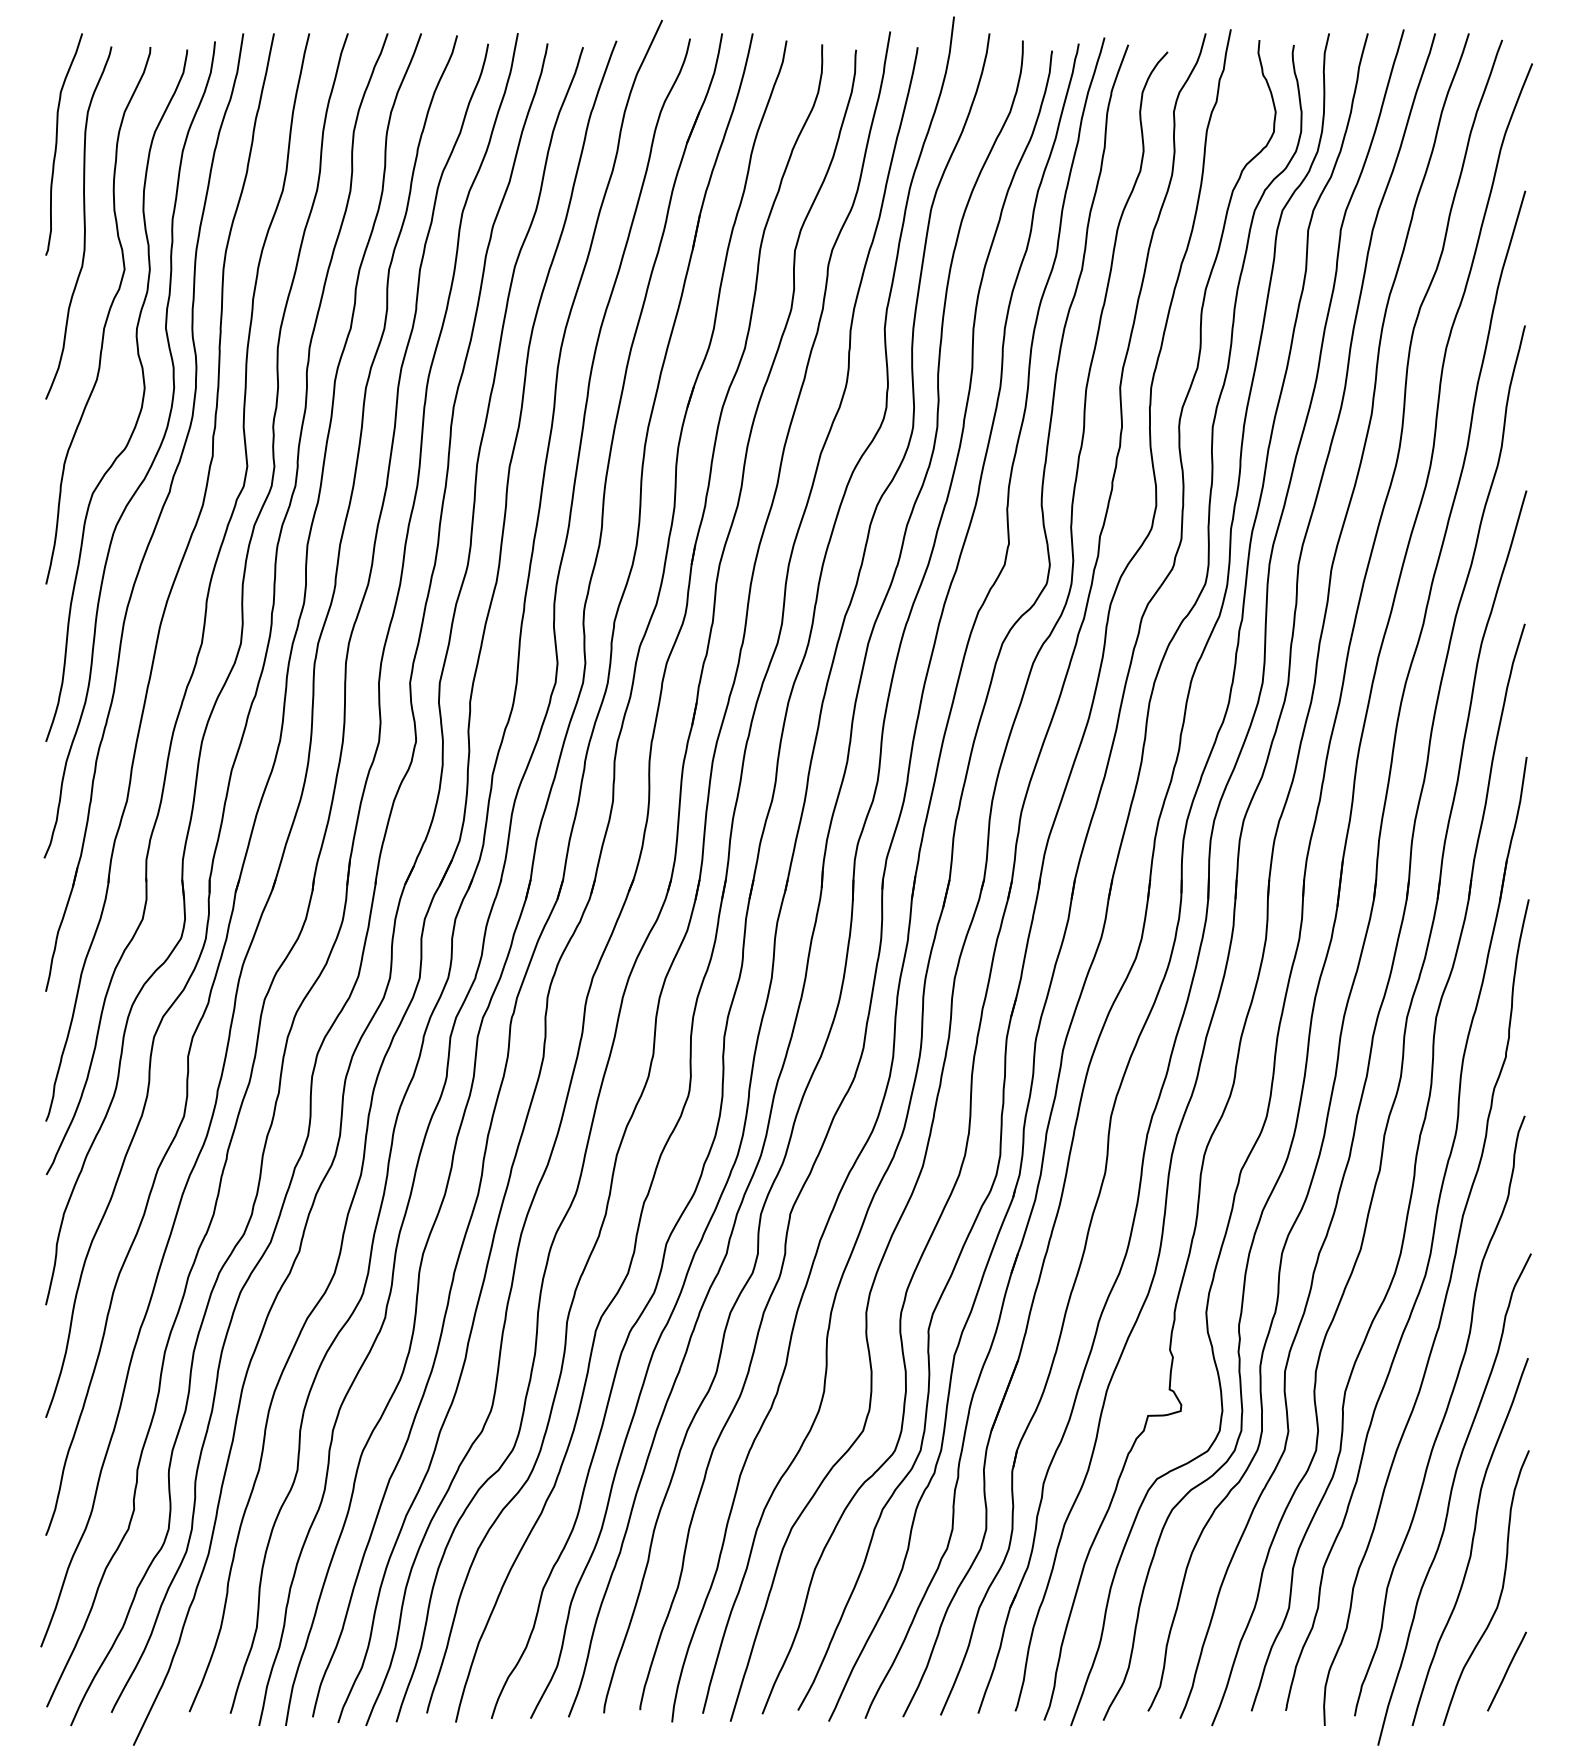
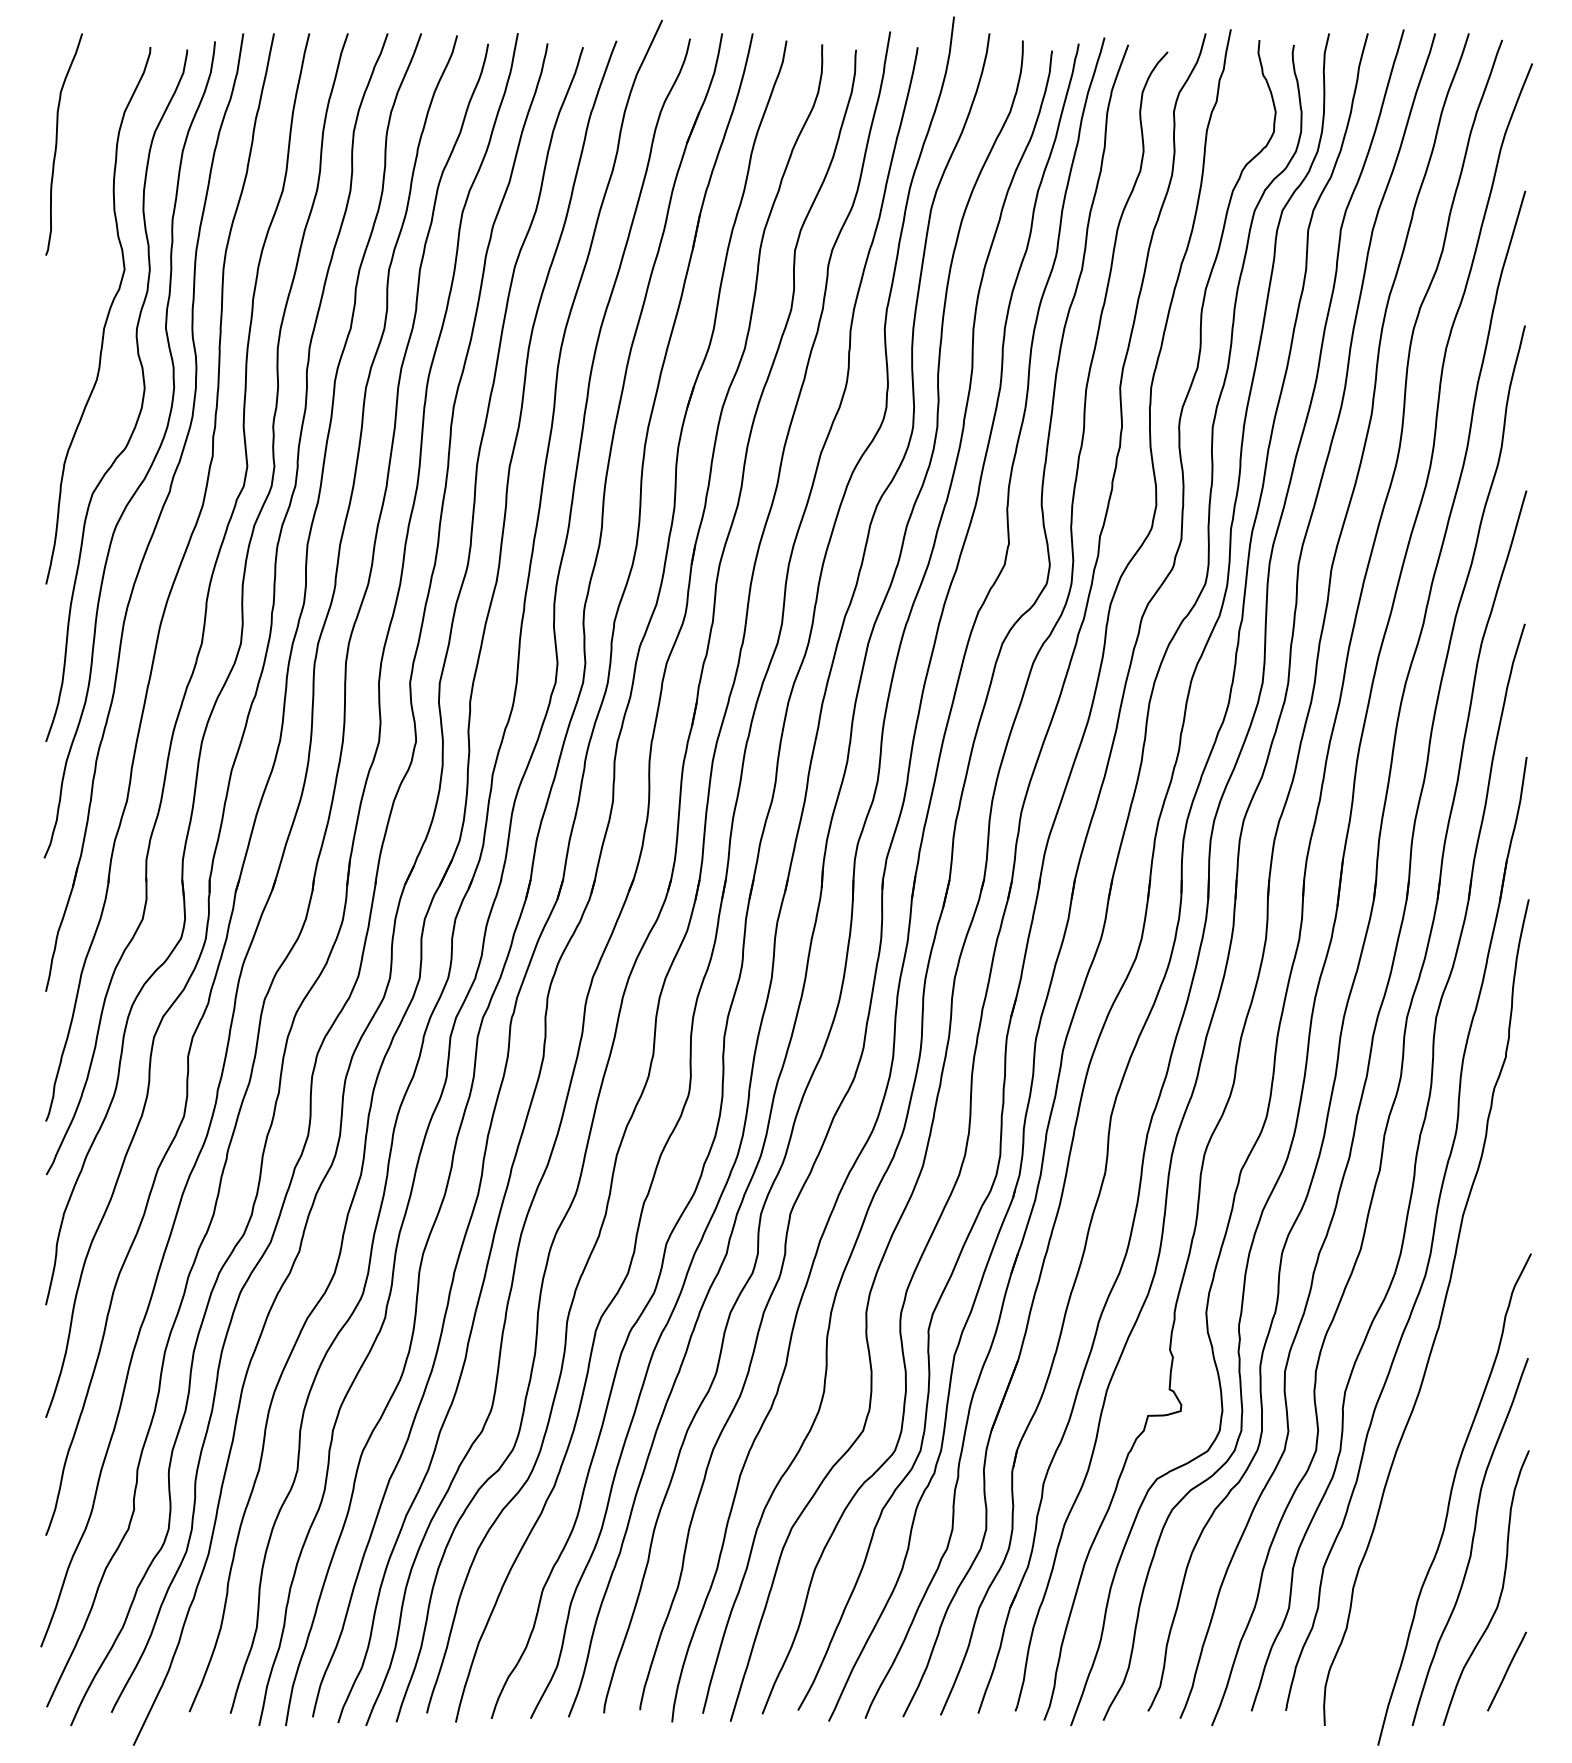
curve: present -> none (83, 222)
curve: present -> none (1443, 1415)
